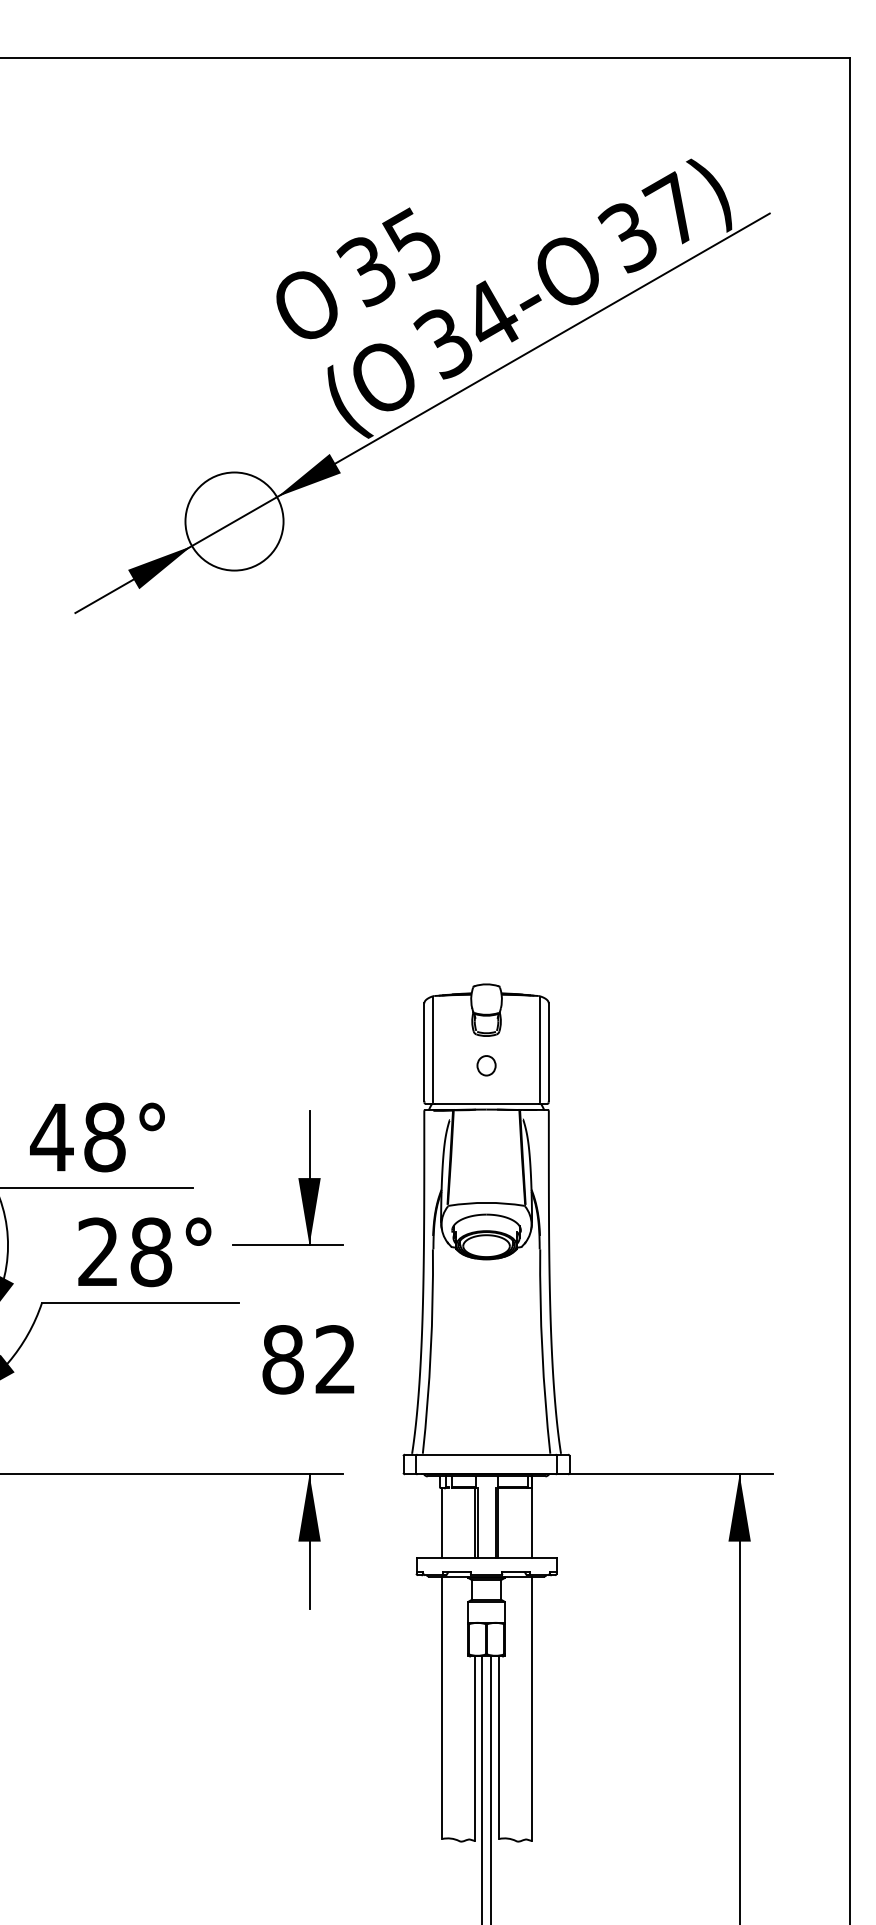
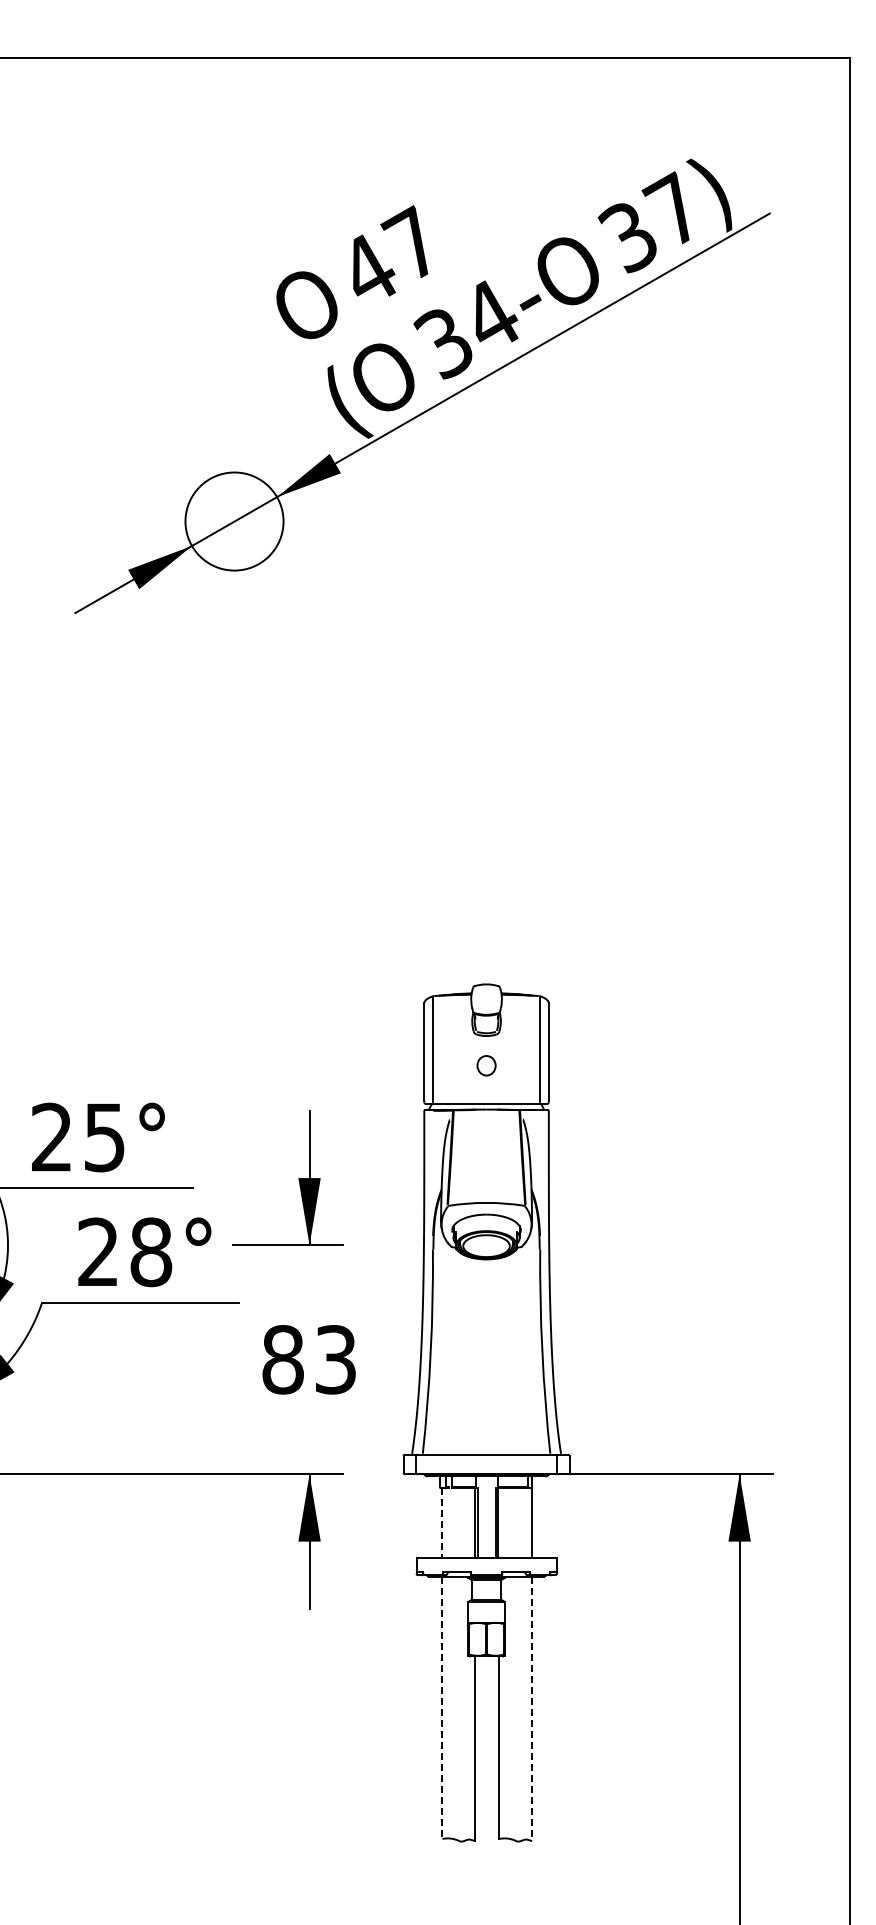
text: 35 -> 47 (388, 256)
text: 48° -> 25° (77, 1137)
text: 82 -> 83 (335, 1359)
line: solid -> dashed (442, 1523)
line: solid -> dashed (442, 1708)
line: solid -> dashed (532, 1709)
line: present -> none (482, 1788)
line: present -> none (491, 1788)
